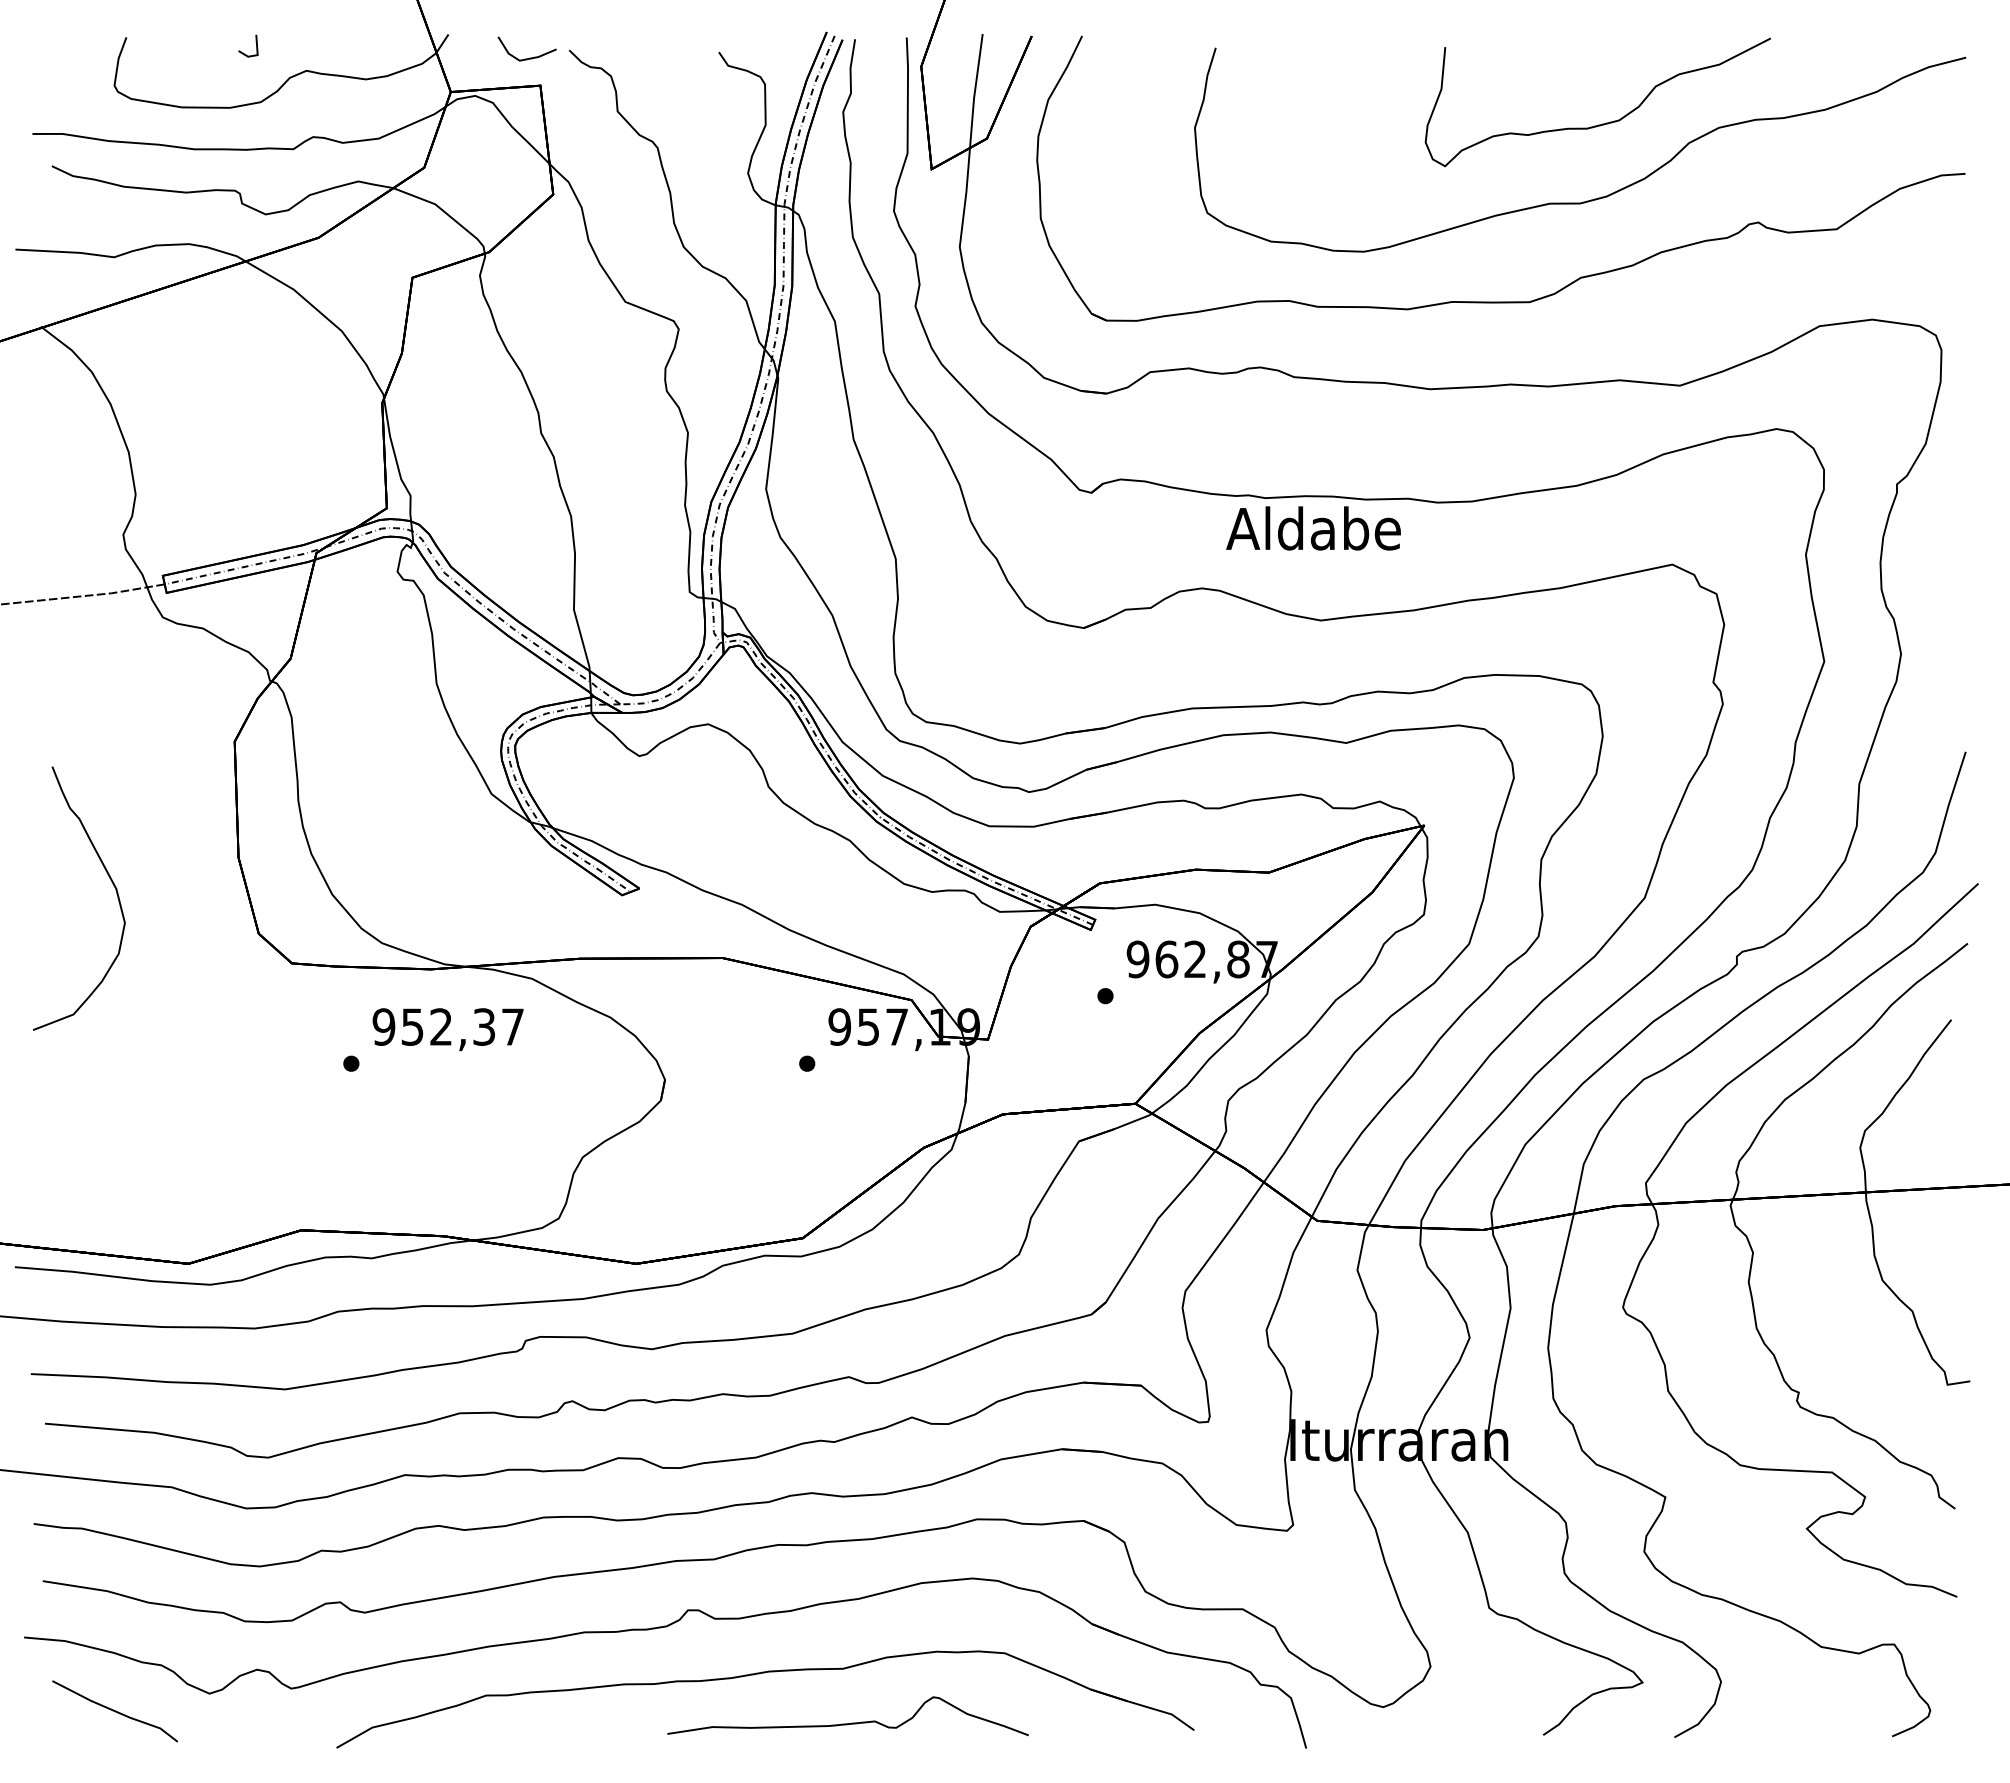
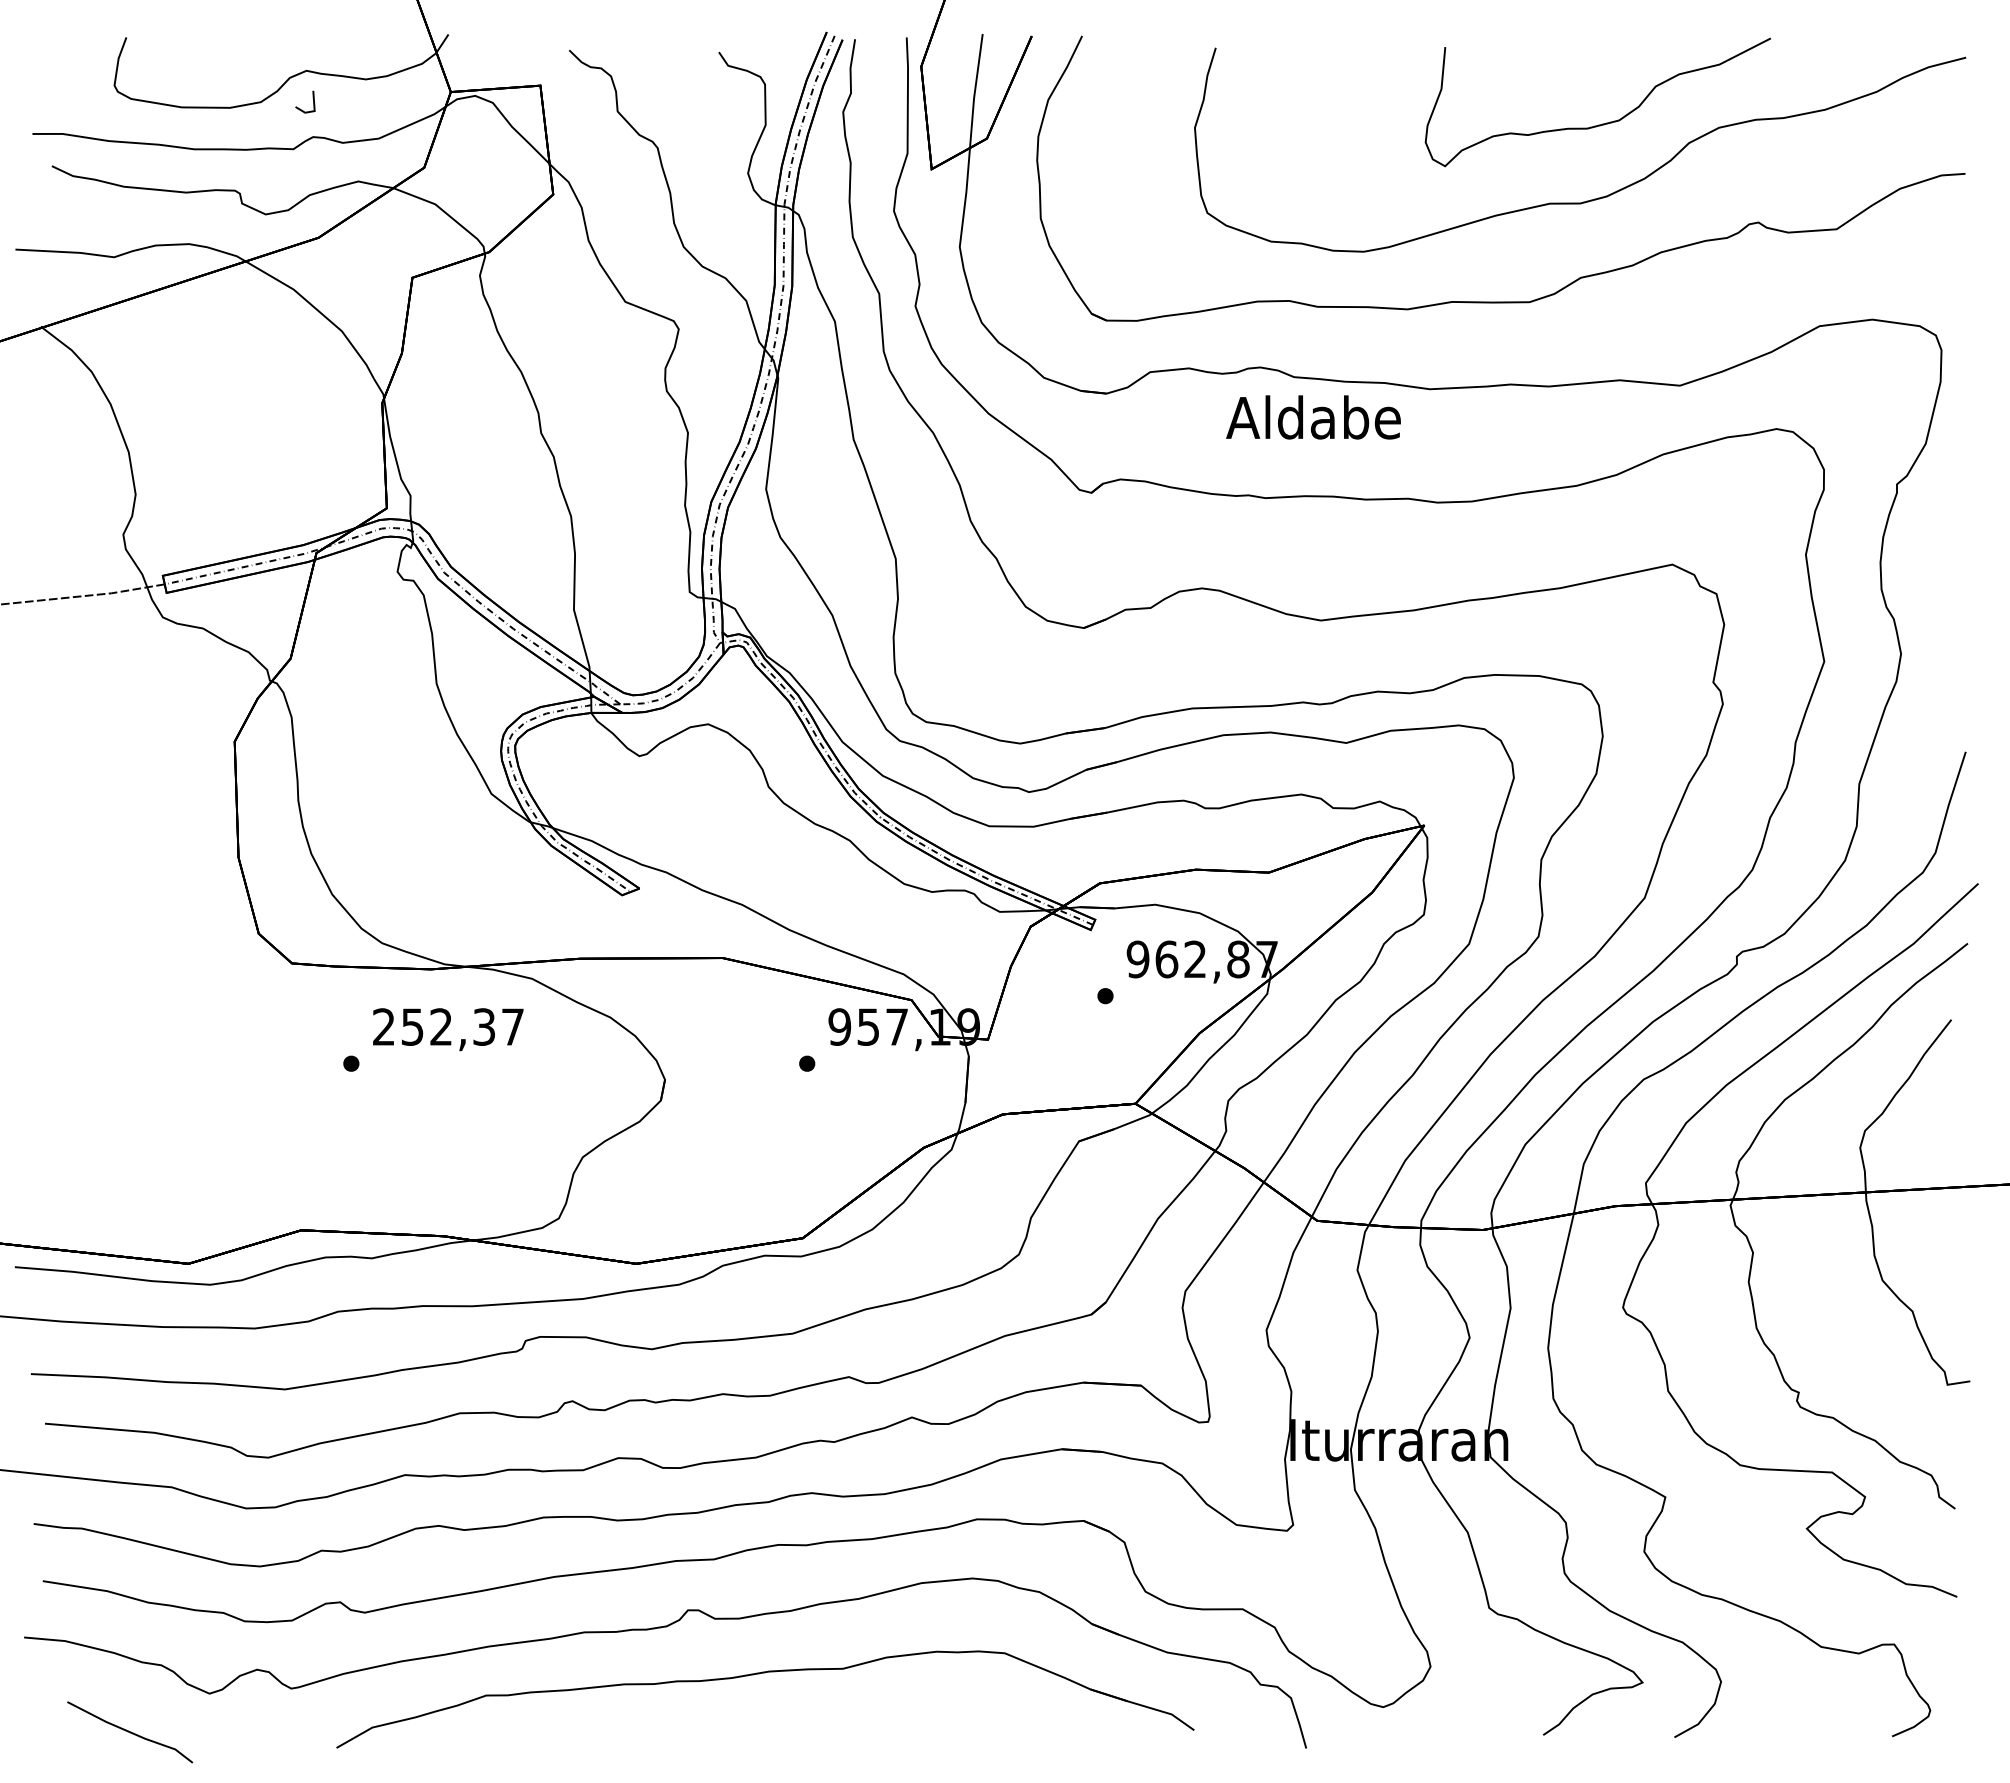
line position: (255, 42) -> (312, 98) (312, 98)
line: present -> none (529, 57)
text position: (1313, 528) -> (1313, 417) (1313, 417)
curve: present -> none (111, 882)
text: 952,37 -> 252,37 (383, 1026)
line position: (115, 1711) -> (130, 1732) (130, 1732)
curve: present -> none (847, 1723)
